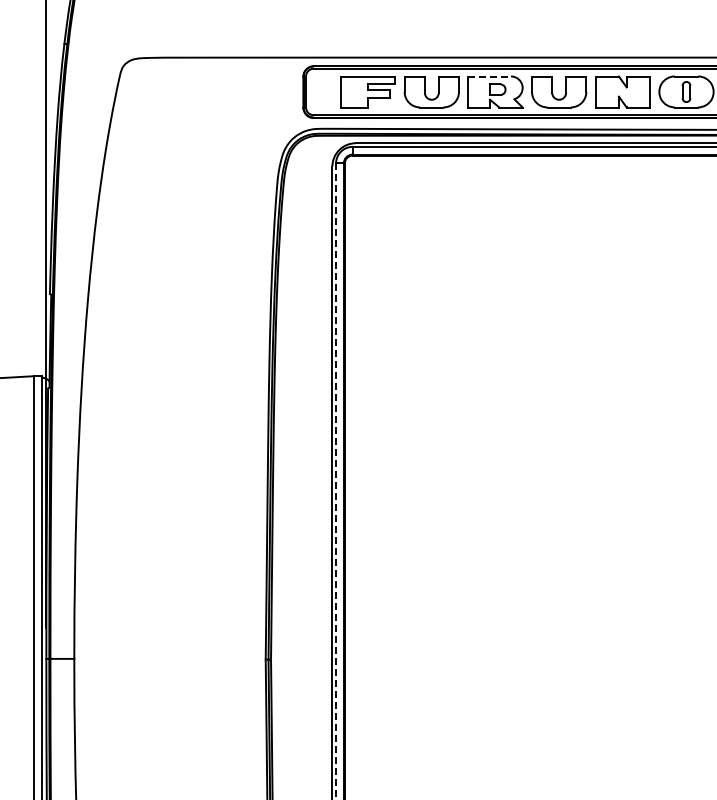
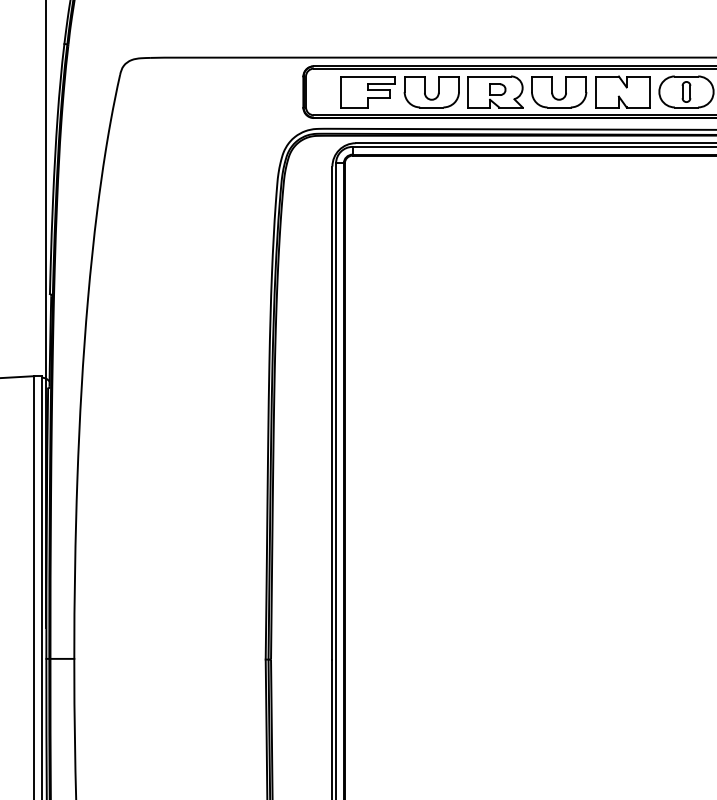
line: dashed -> solid (490, 76)
line: dashed -> solid (336, 481)
